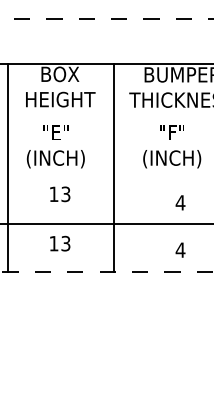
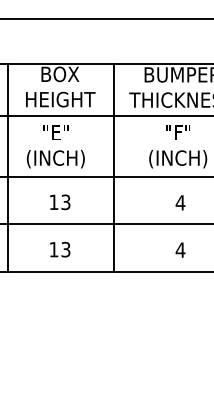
line: dashed -> solid (107, 18)
line: none -> present (106, 115)
text position: (172, 146) -> (178, 146) (178, 146)
line: none -> present (106, 176)
text position: (60, 194) -> (60, 202) (60, 202)
text position: (60, 243) -> (60, 249) (60, 249)
line: dashed -> solid (107, 271)
